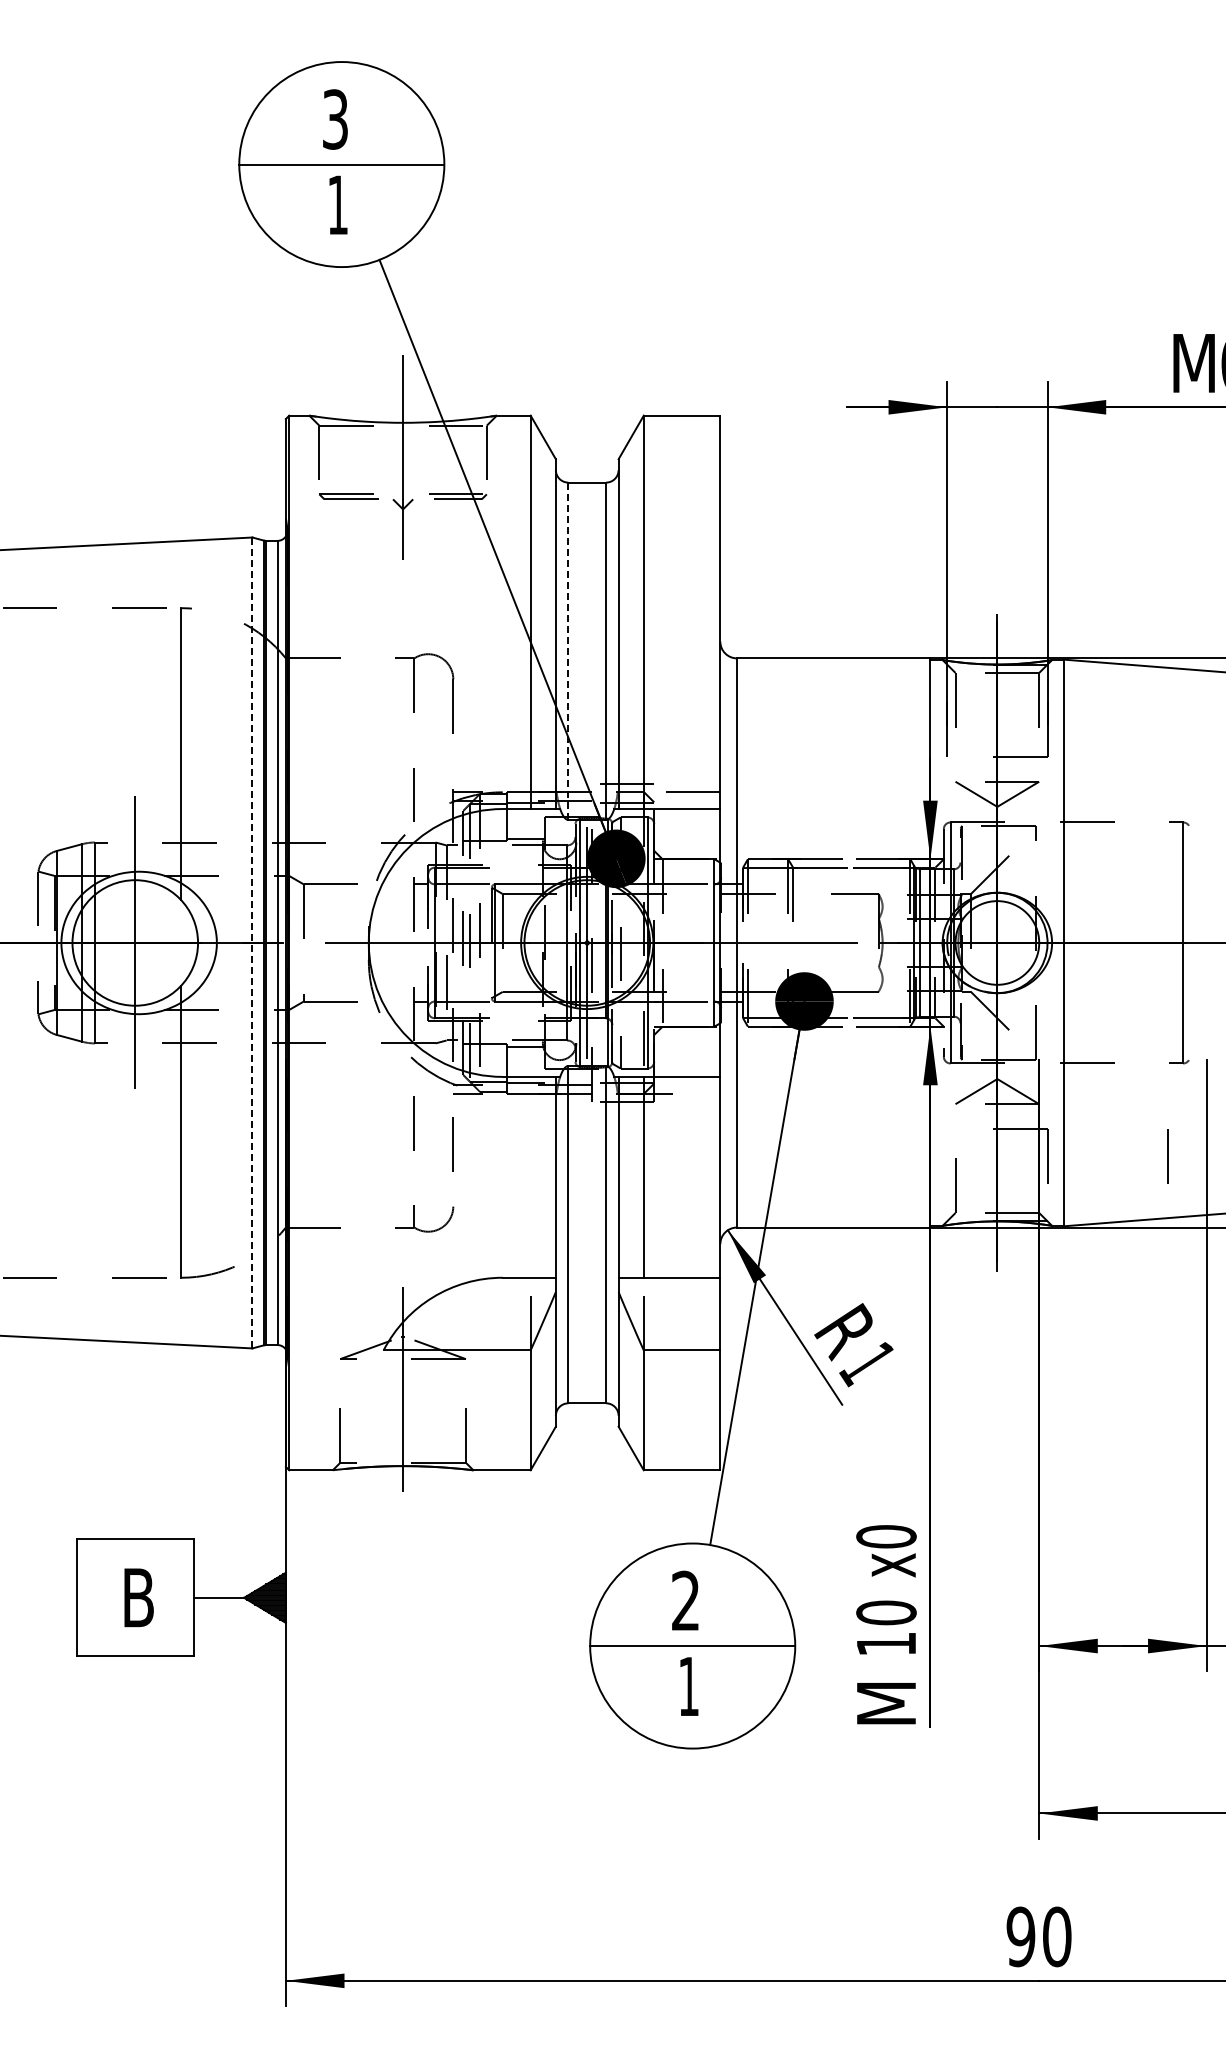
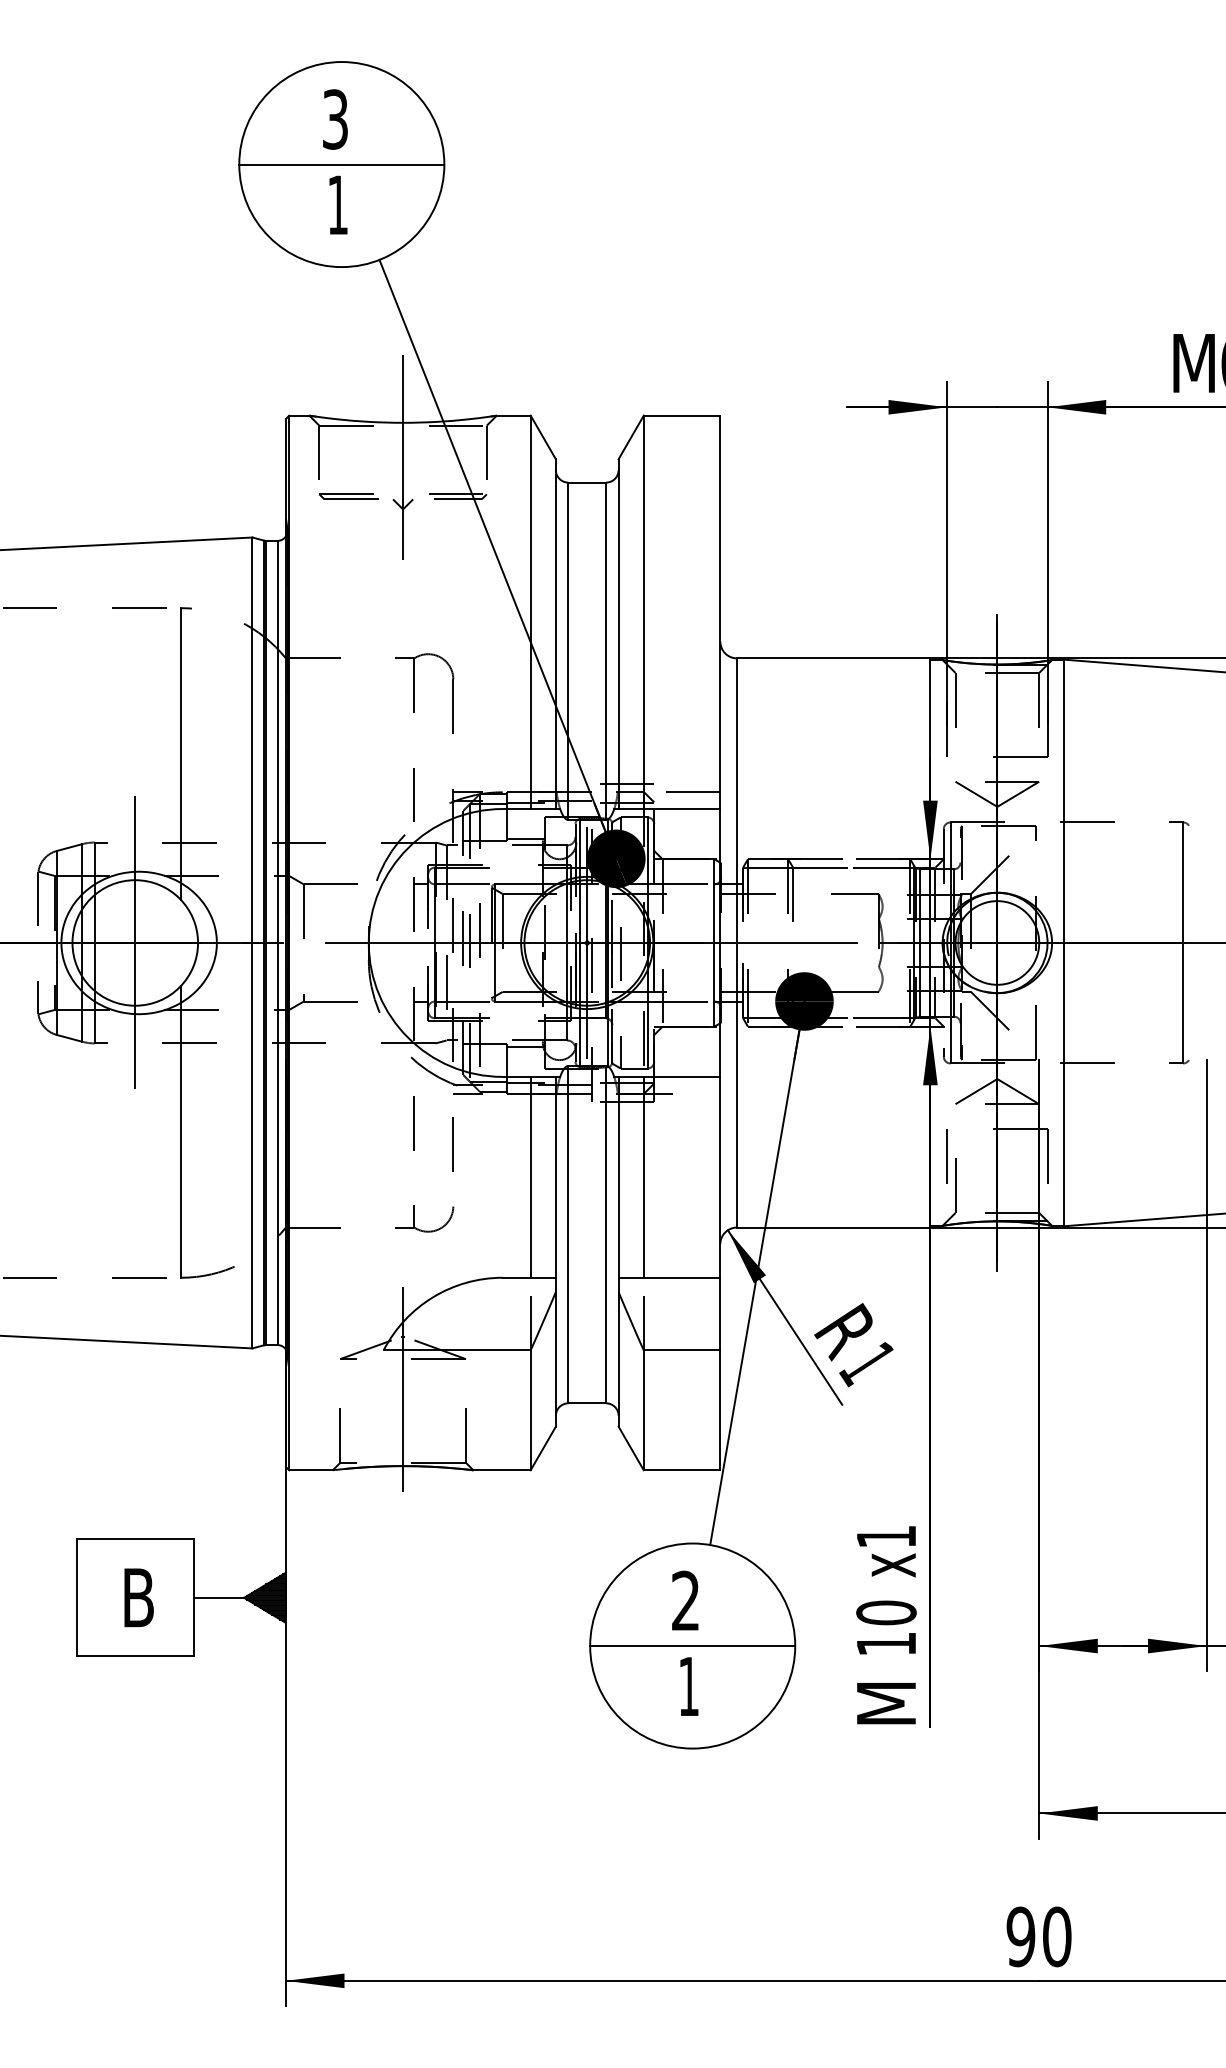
line: dashed -> solid (568, 651)
line: dashed -> solid (252, 942)
line position: (1167, 1156) -> (946, 1156) (946, 1156)
line: none -> present (530, 1176)
text: x0 -> x1 (886, 1536)
